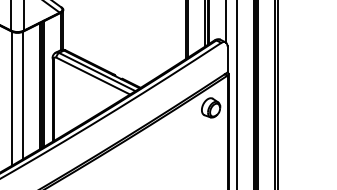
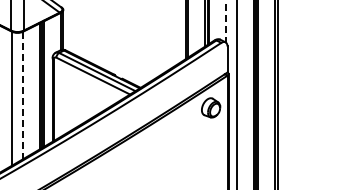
line: solid -> dashed (226, 21)
line: solid -> dashed (22, 95)
